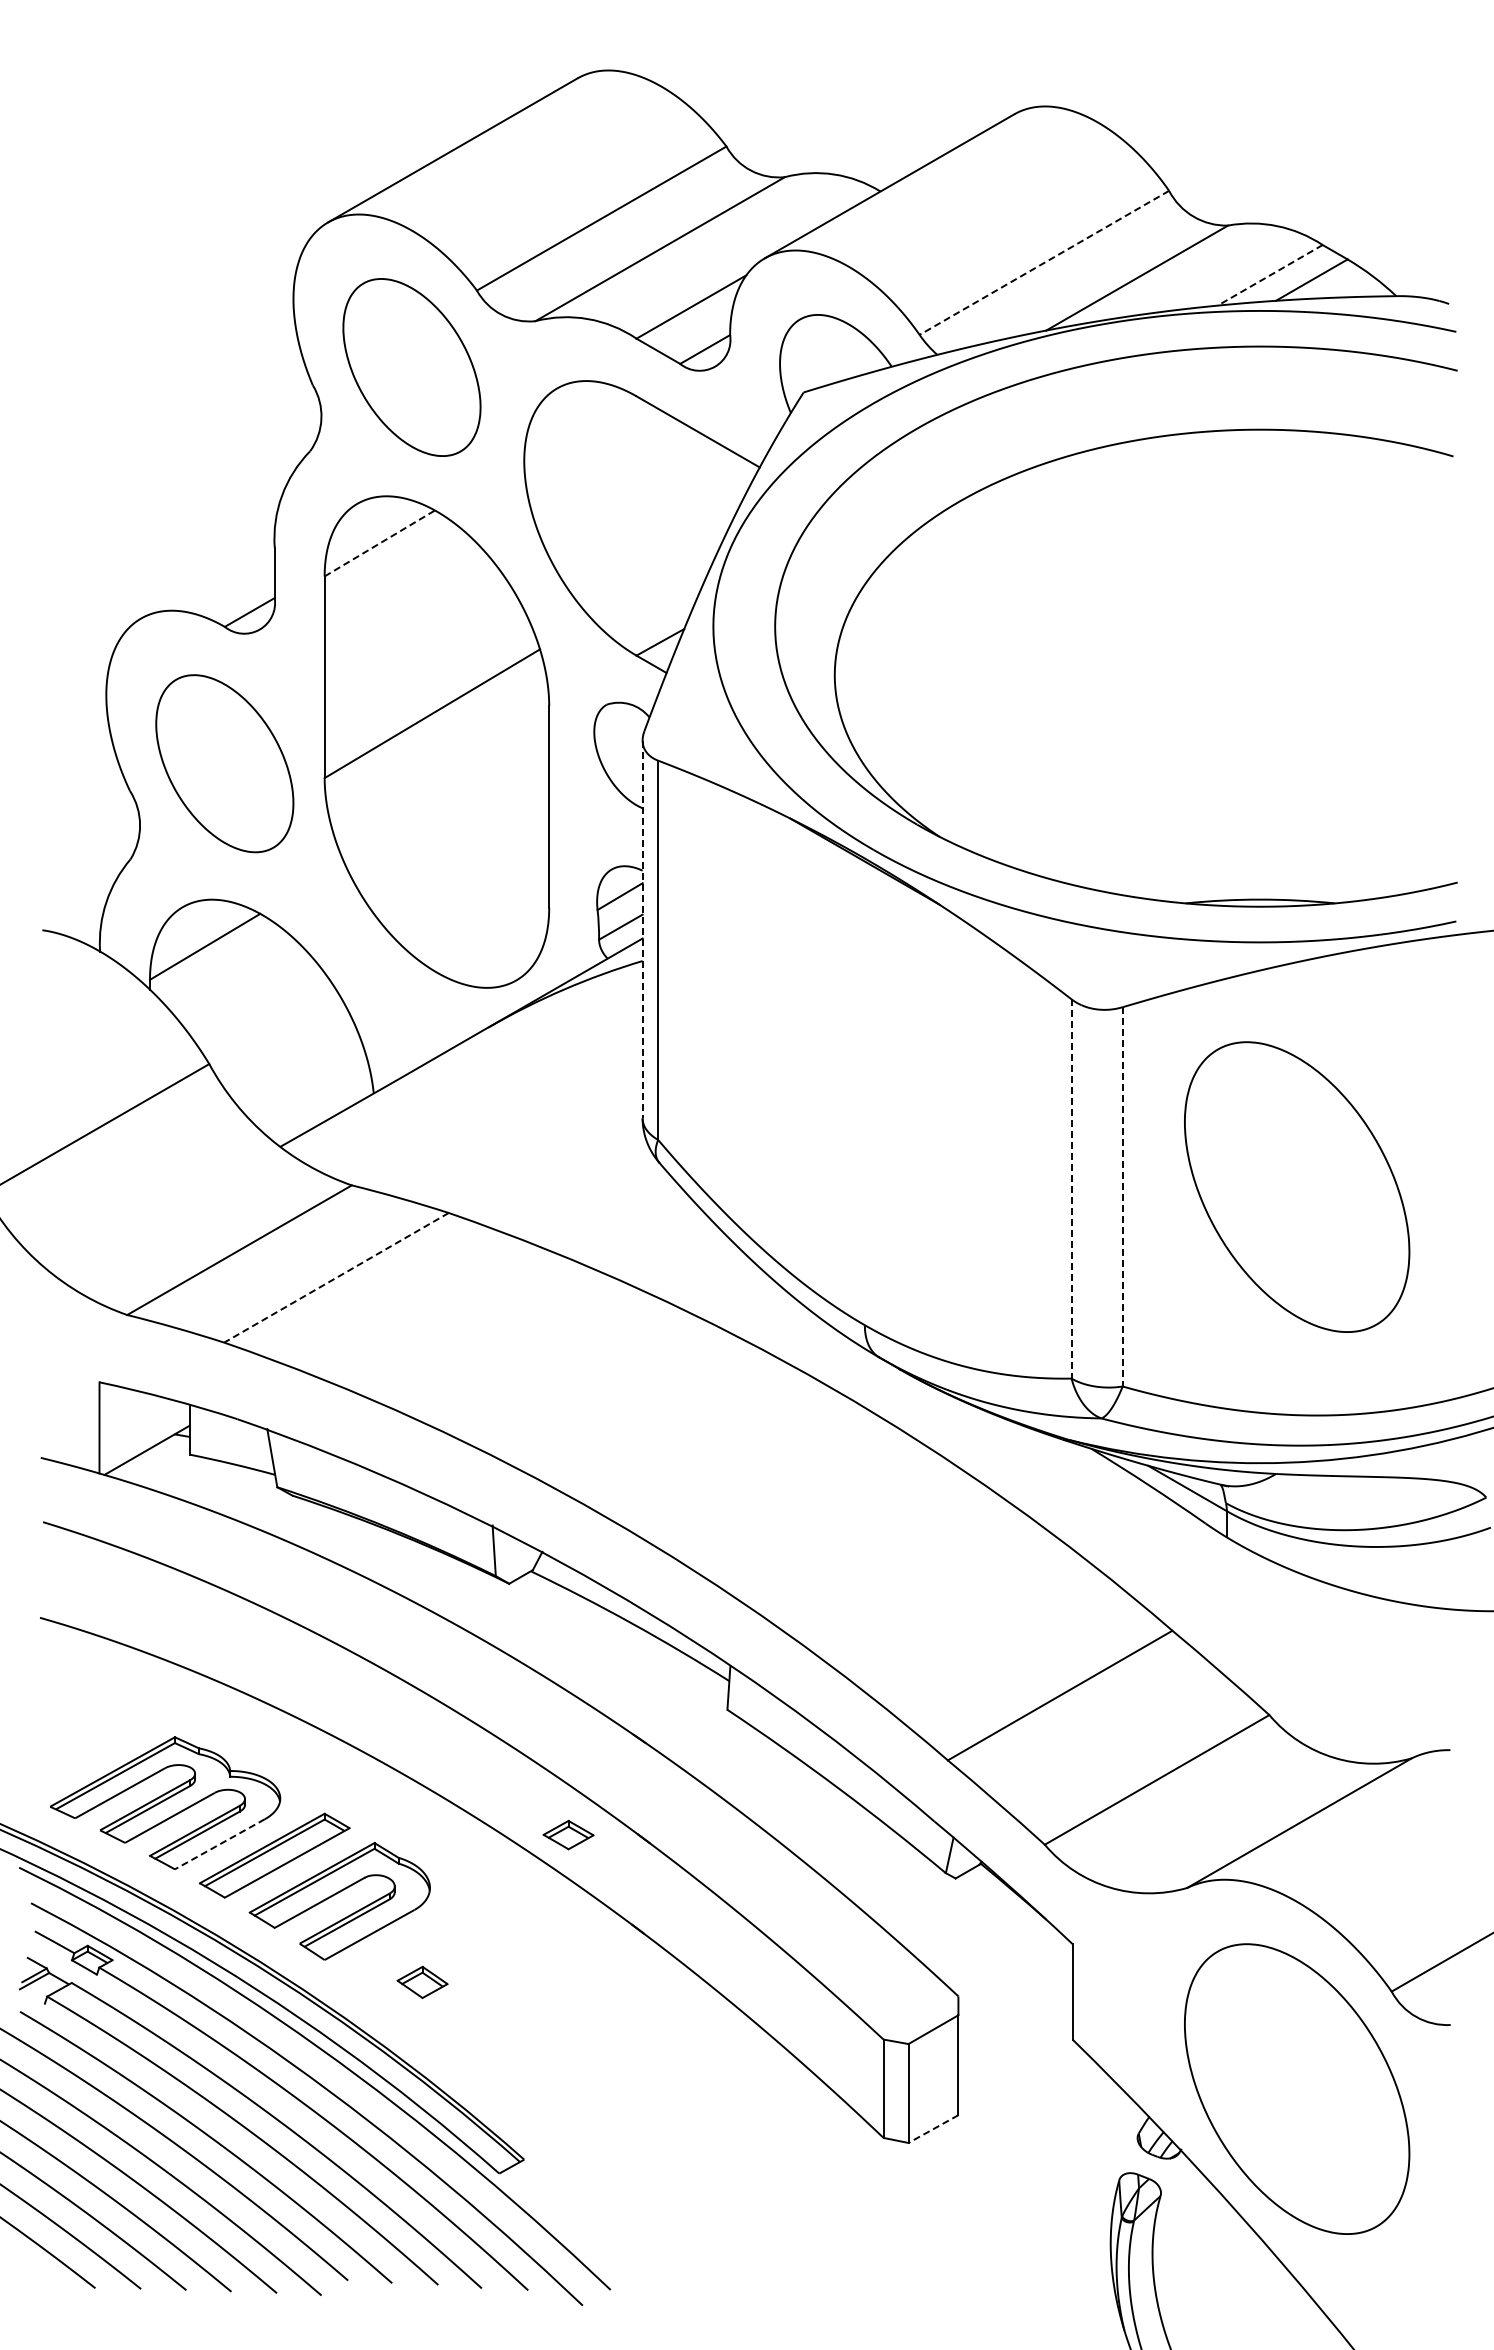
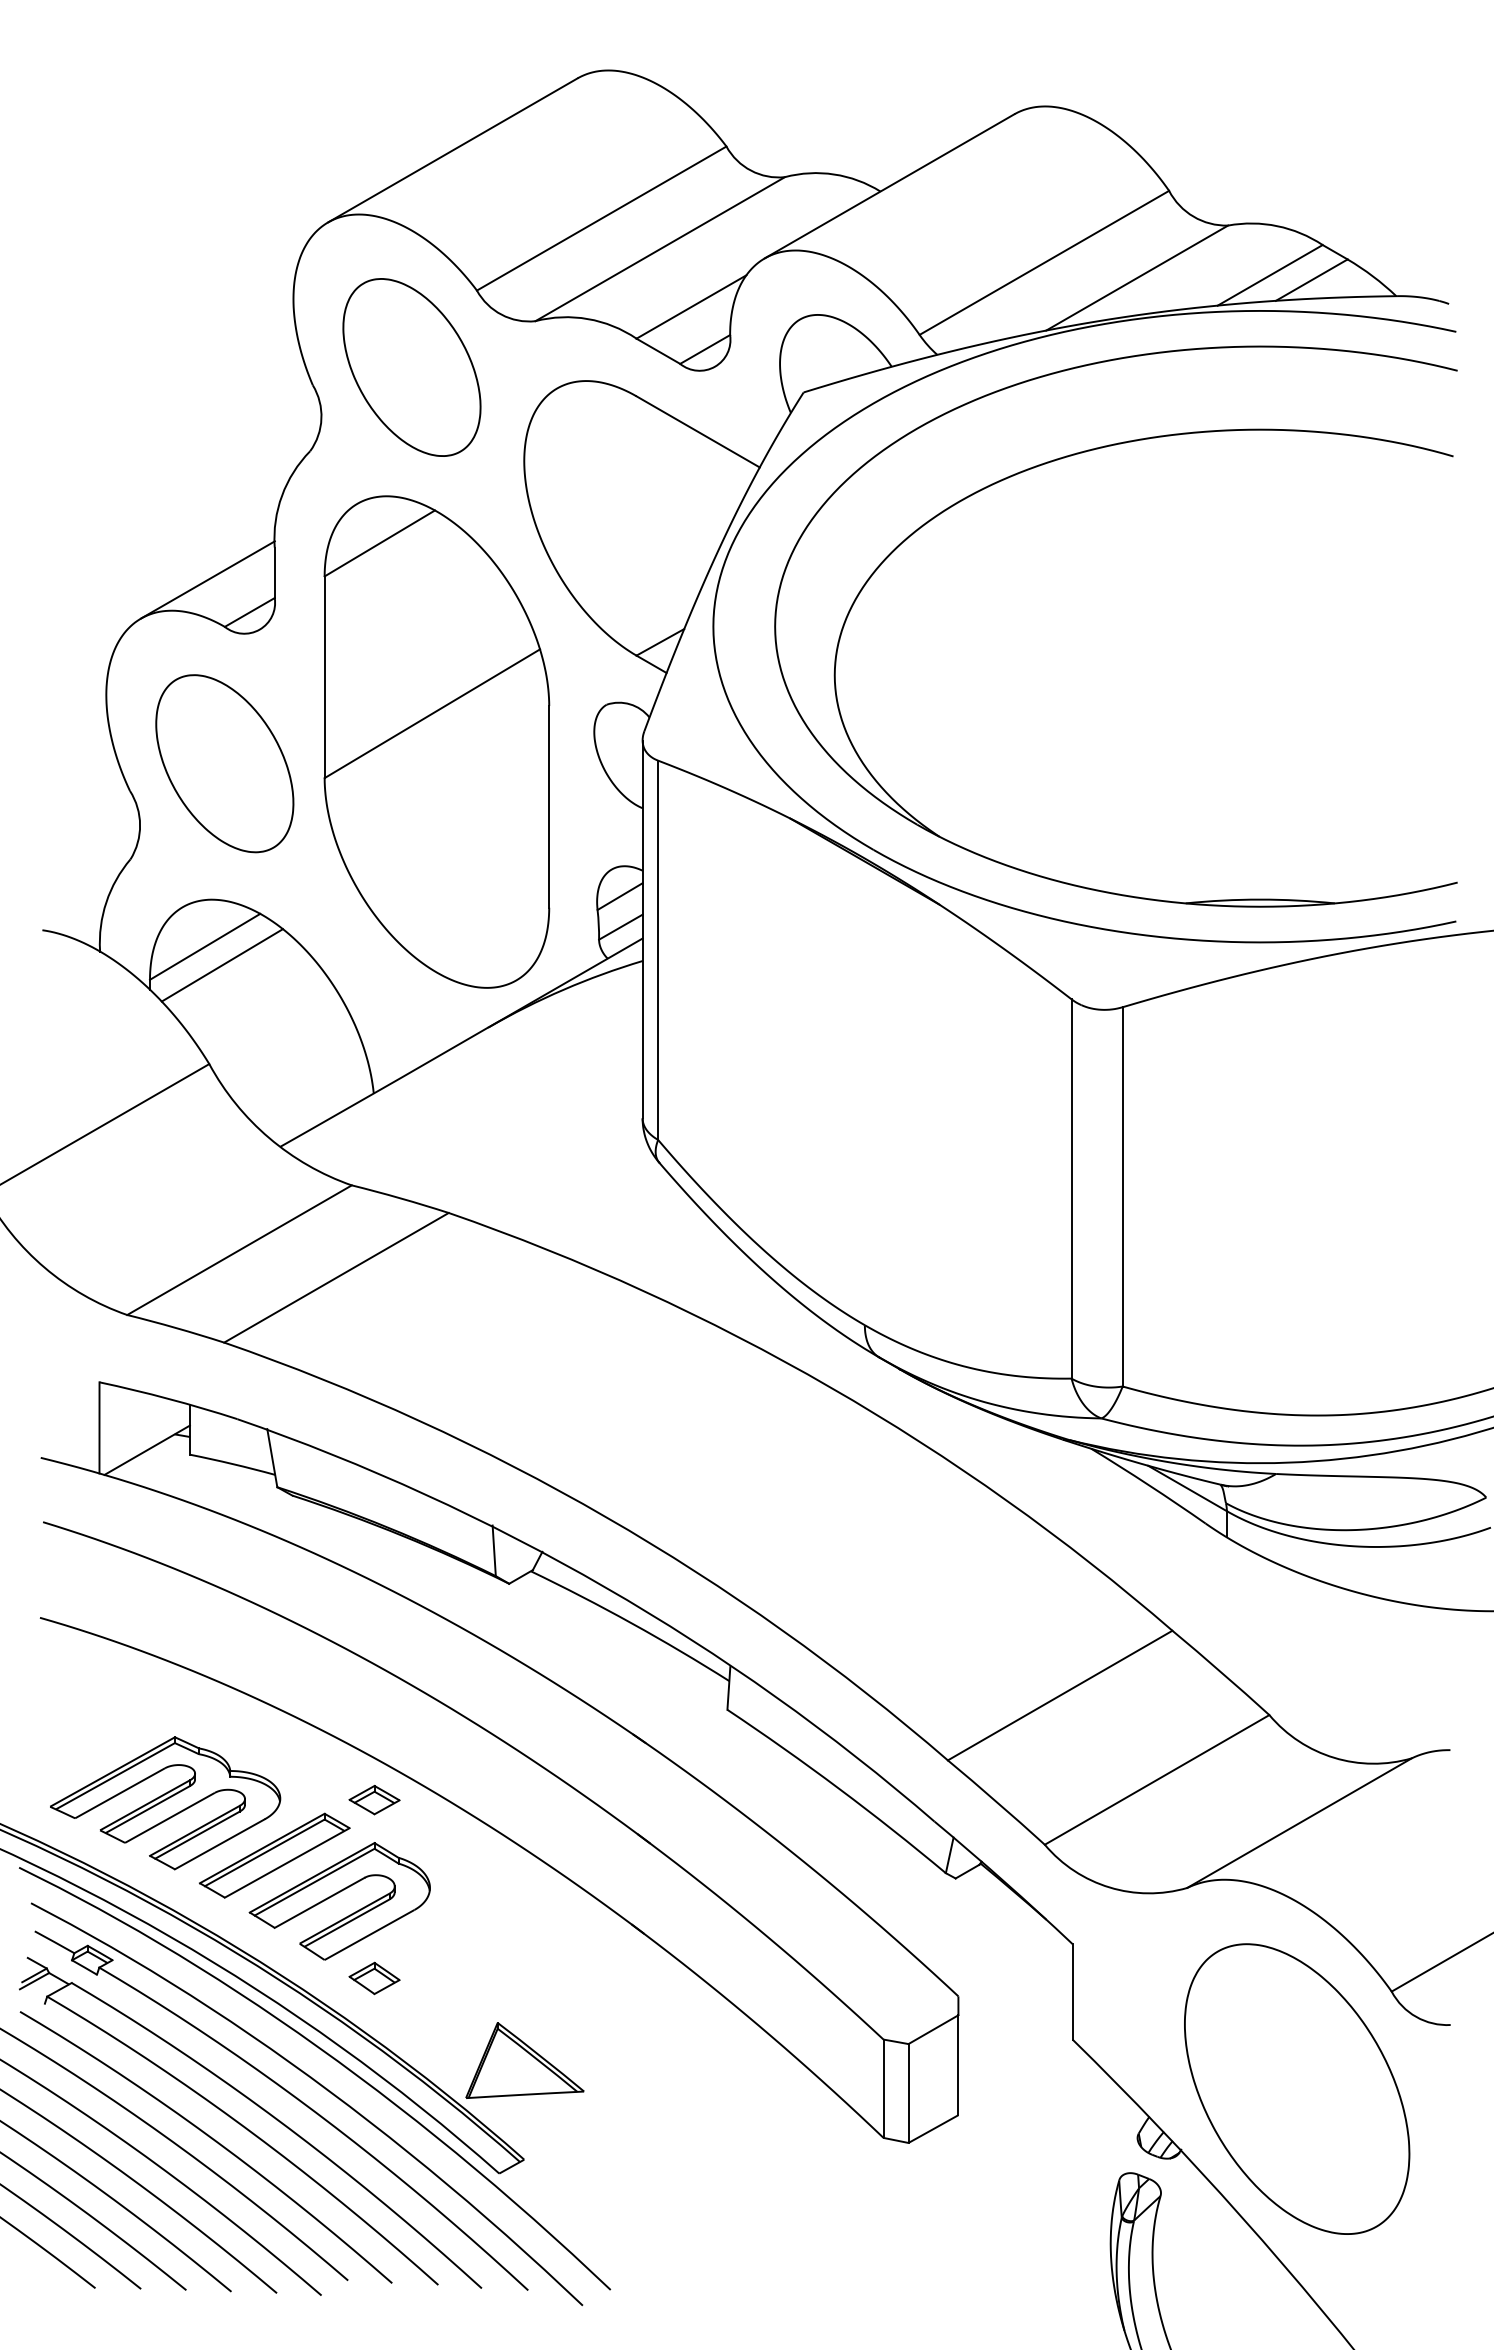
line: dashed -> solid (1043, 263)
line: dashed -> solid (1270, 275)
line: dashed -> solid (380, 543)
line: none -> present (207, 579)
line: dashed -> solid (642, 929)
line: none -> present (221, 965)
part: present -> none (1297, 1186)
line: dashed -> solid (1071, 1188)
line: dashed -> solid (1122, 1196)
line: dashed -> solid (336, 1277)
part position: (568, 1834) -> (374, 1799) (374, 1799)
line: dashed -> solid (219, 1844)
part position: (422, 1982) -> (374, 1978) (374, 1978)
part: none -> present (524, 2060)
line: dashed -> solid (932, 2129)
